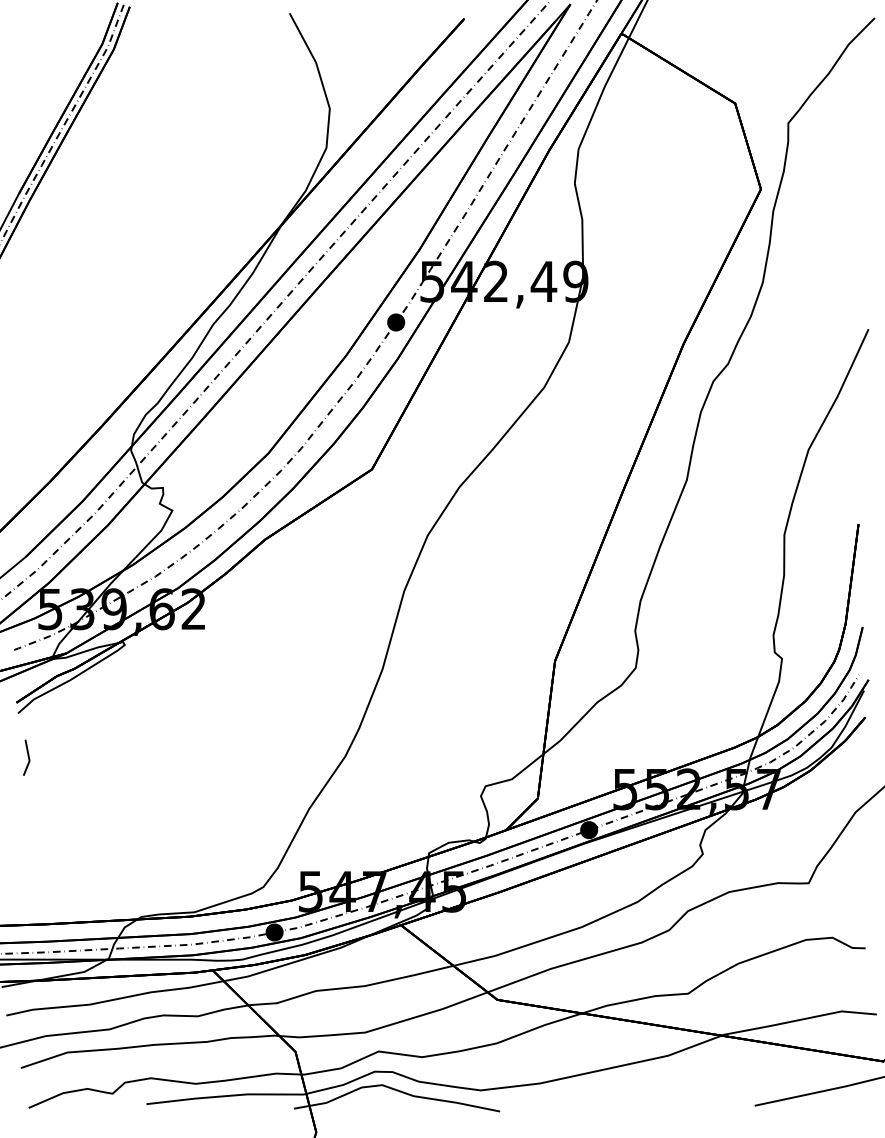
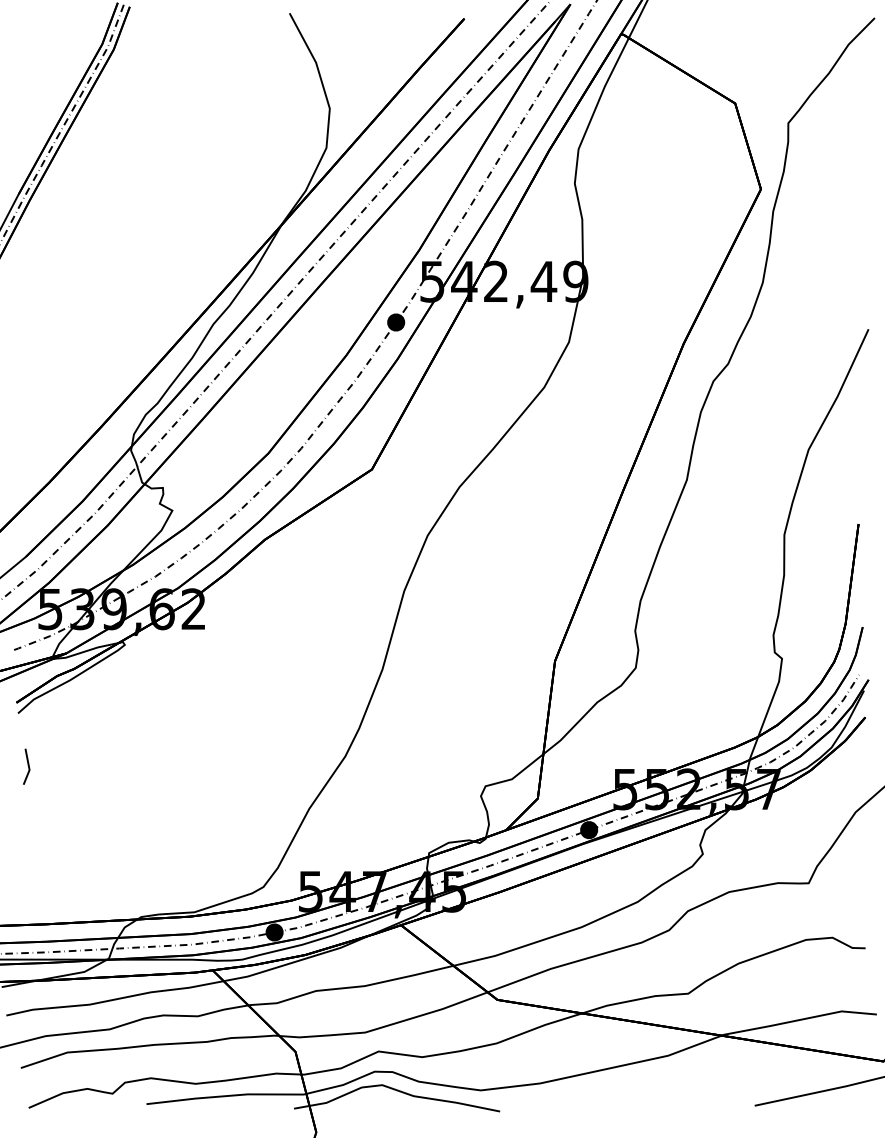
line position: (27, 756) -> (27, 765) (27, 765)
